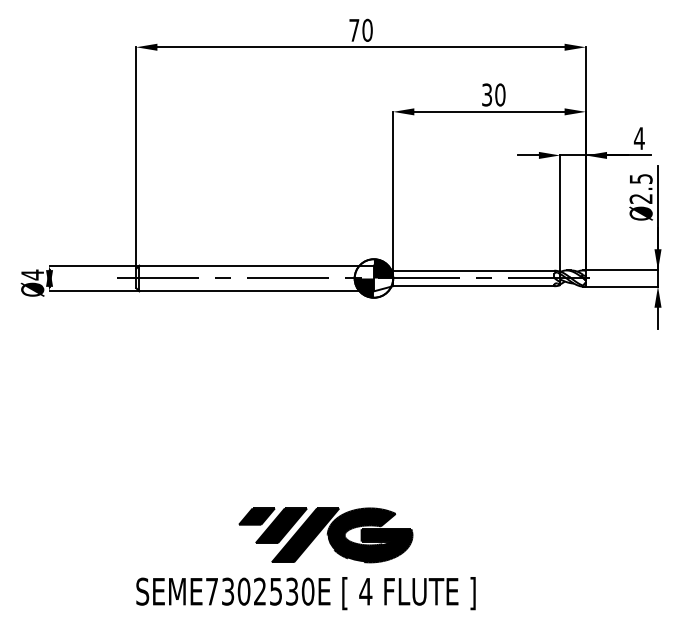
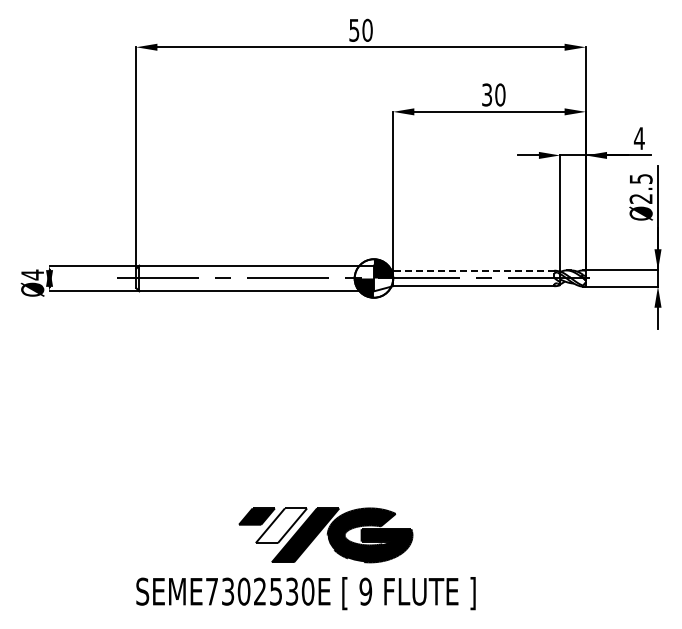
text: 70 -> 50 (354, 30)
line: solid -> dashed (474, 270)
fill: present -> none (281, 525)
text: 4 -> 9 (365, 591)
